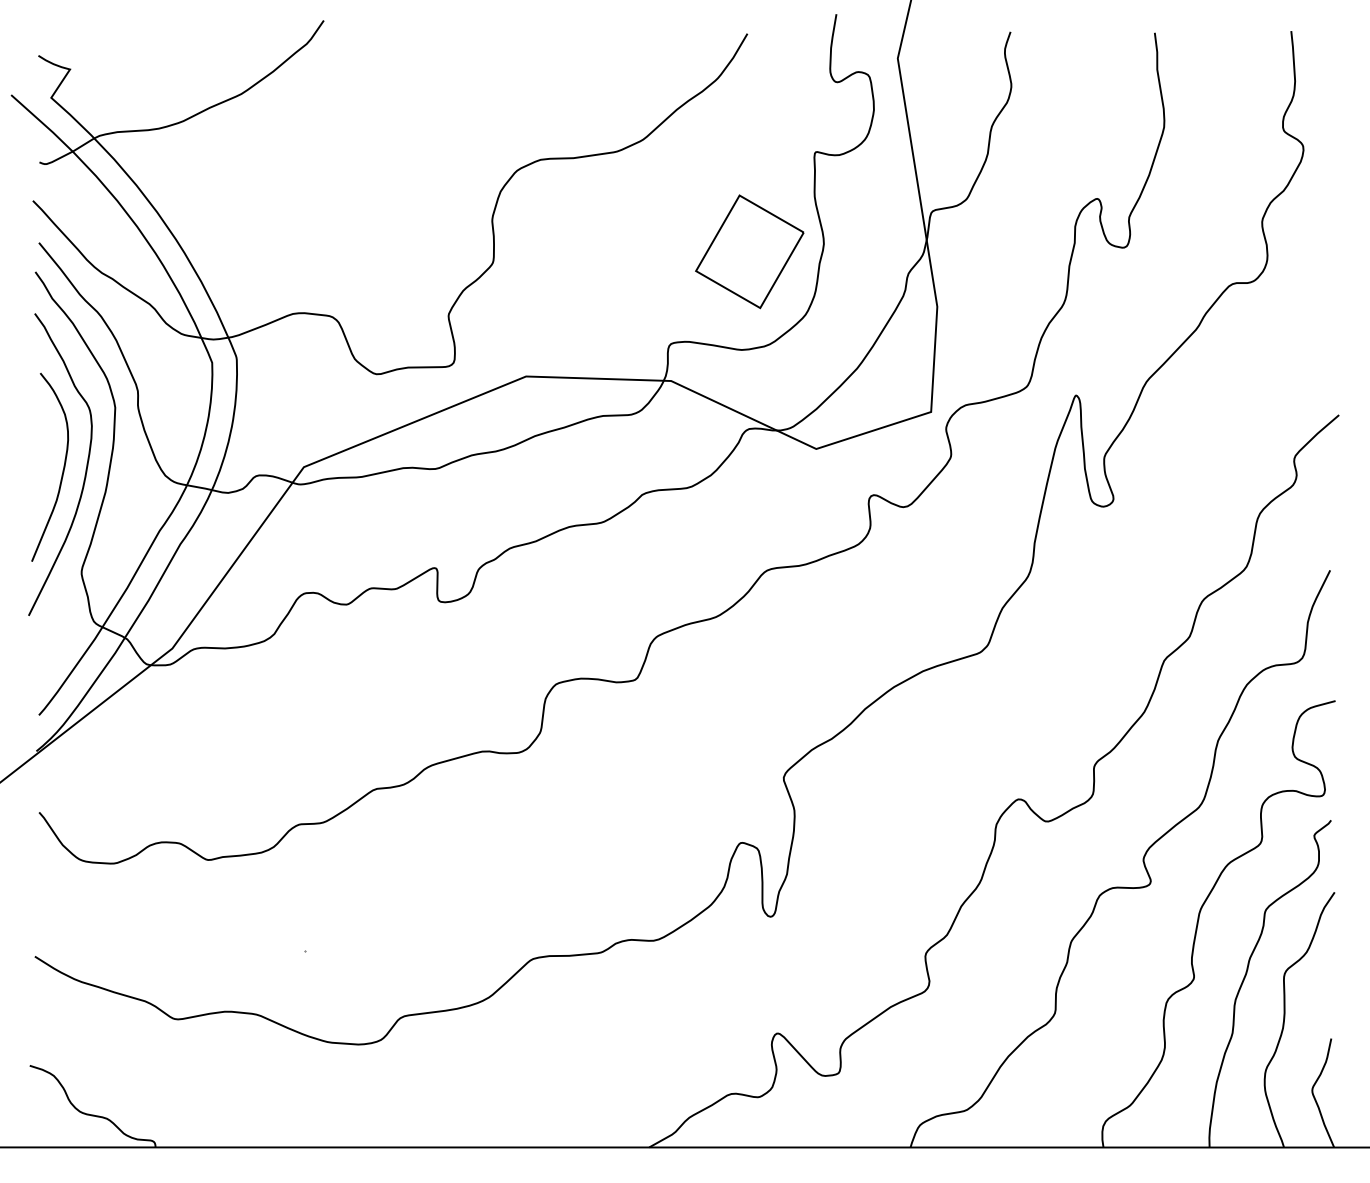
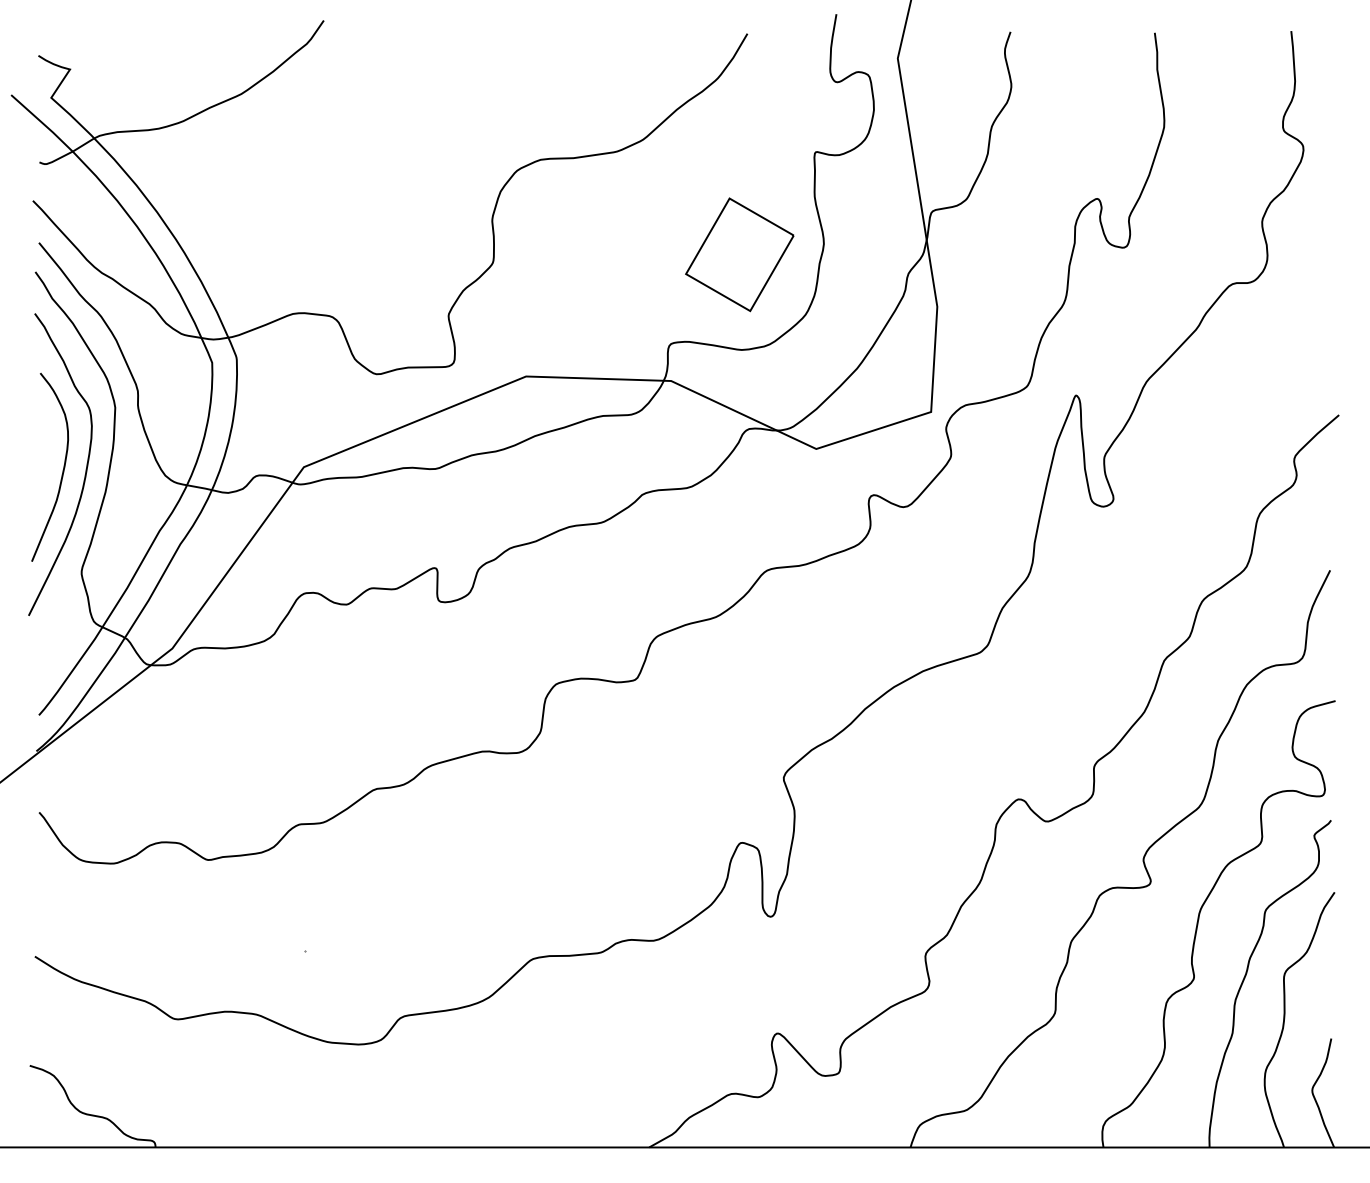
part position: (749, 251) -> (739, 254) (739, 254)
